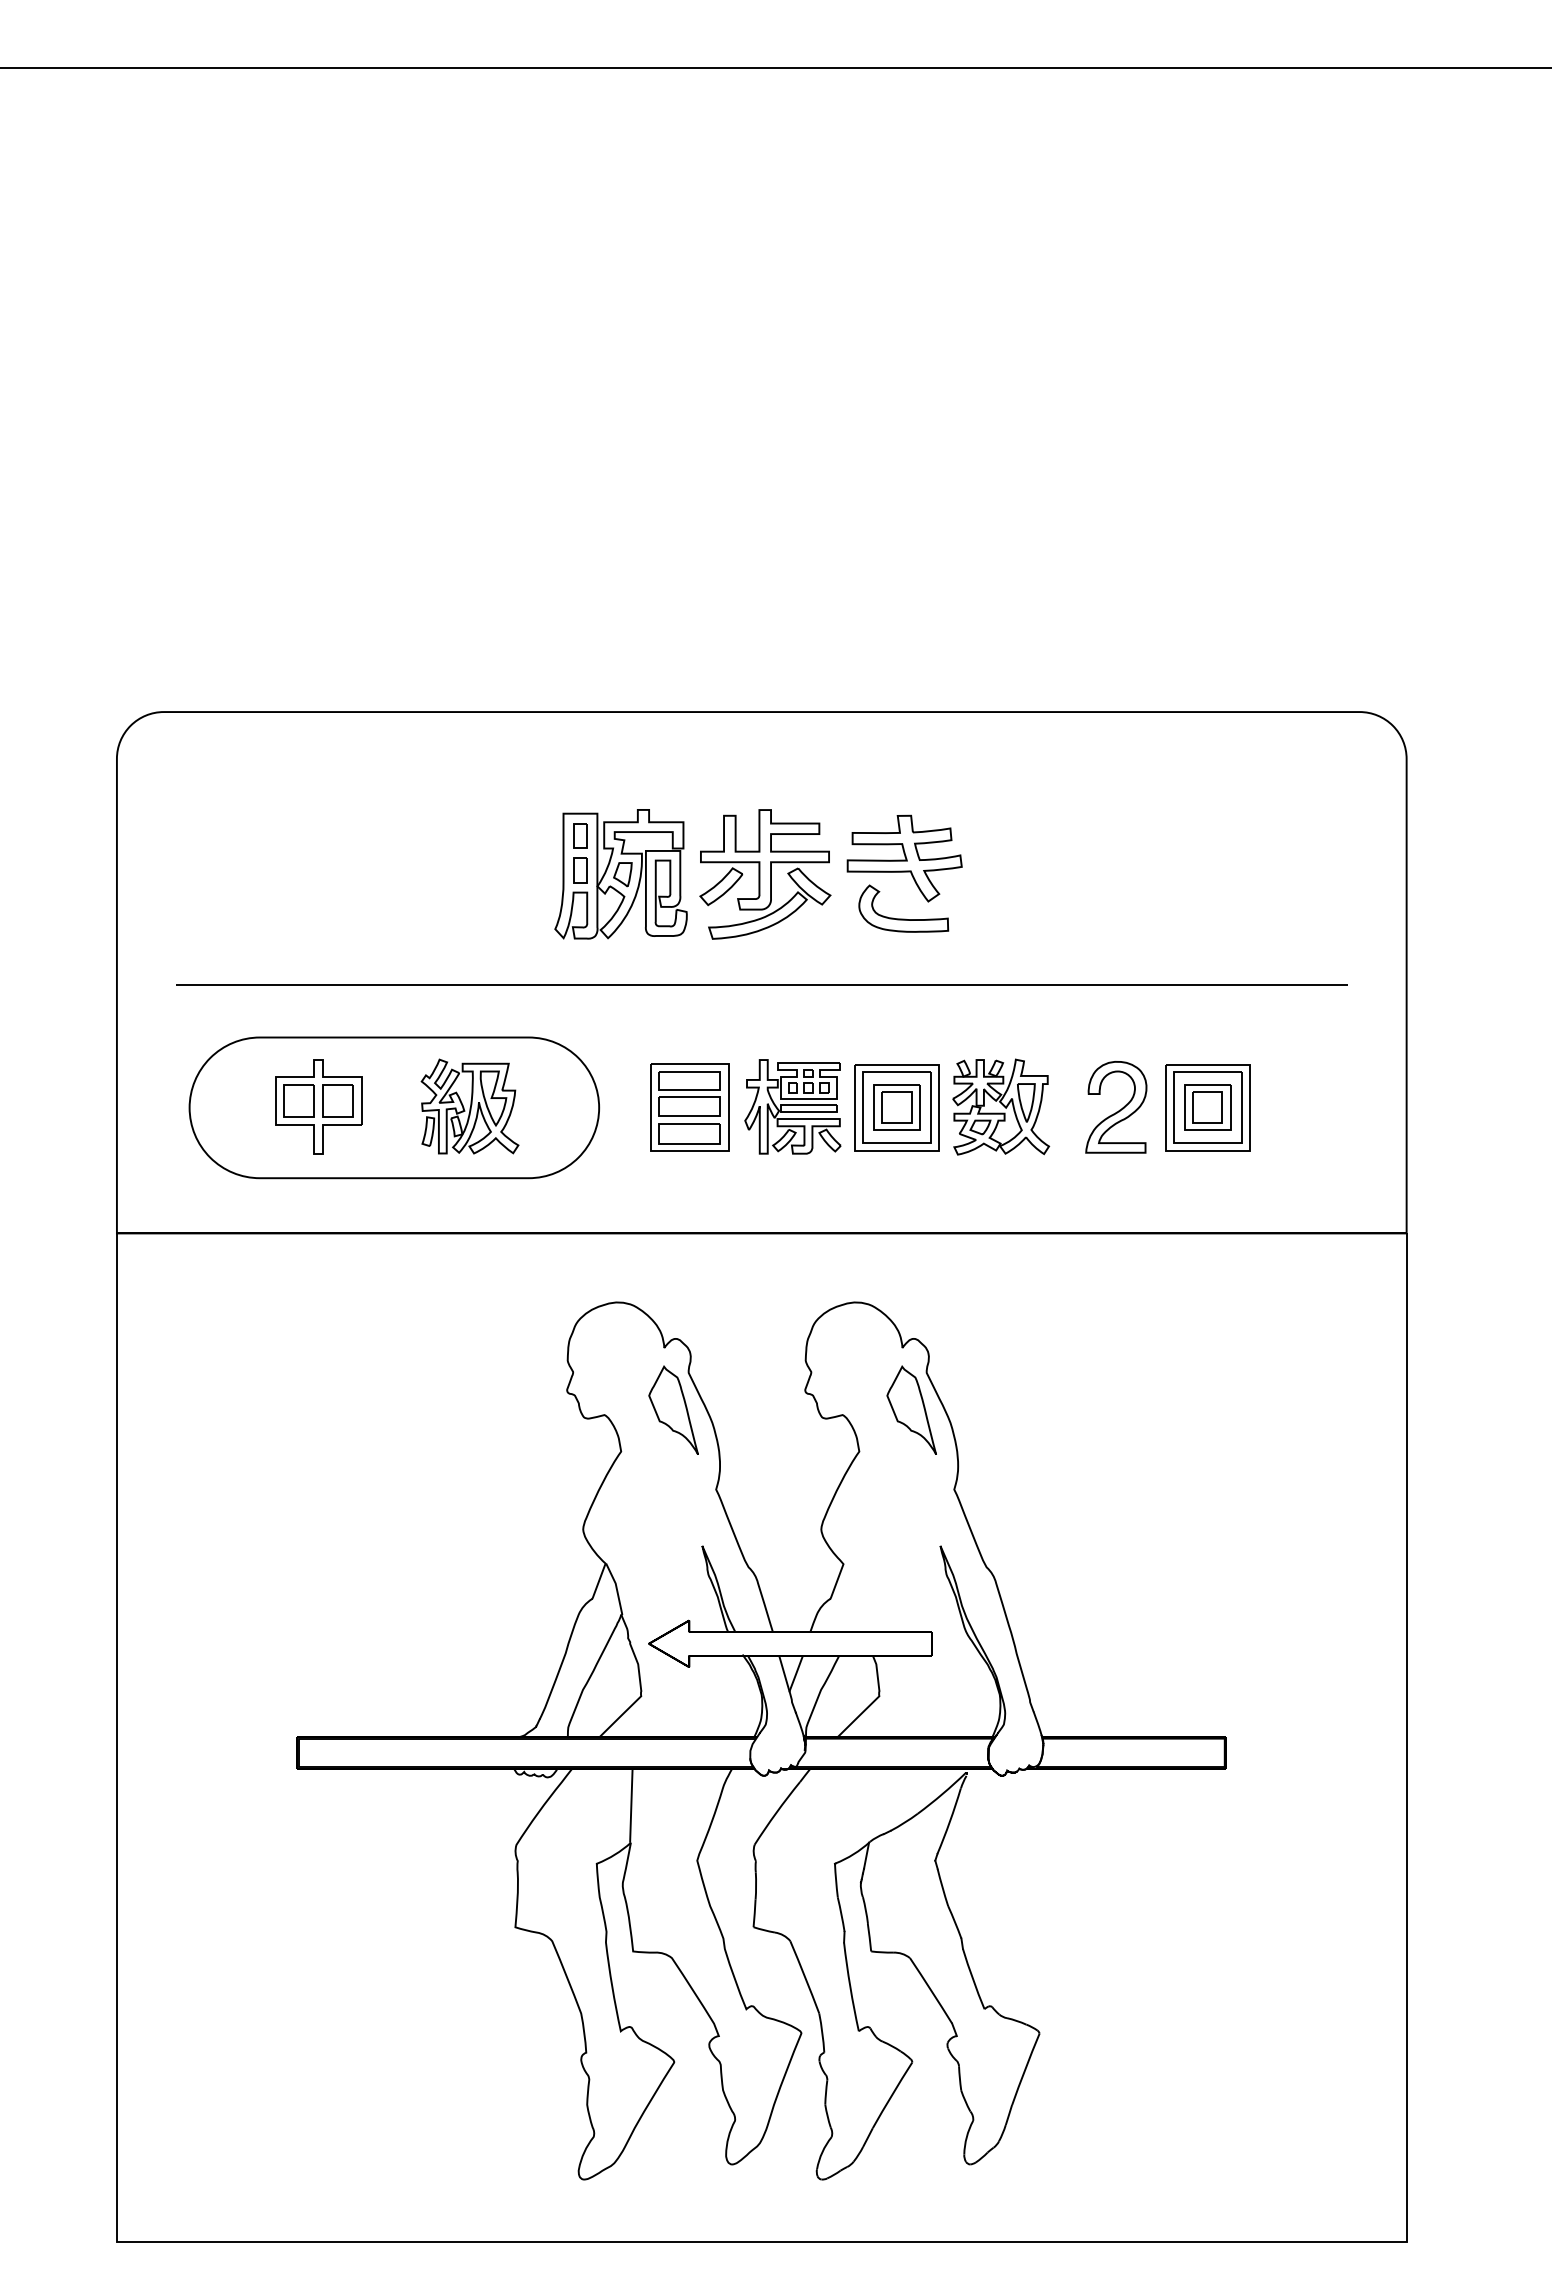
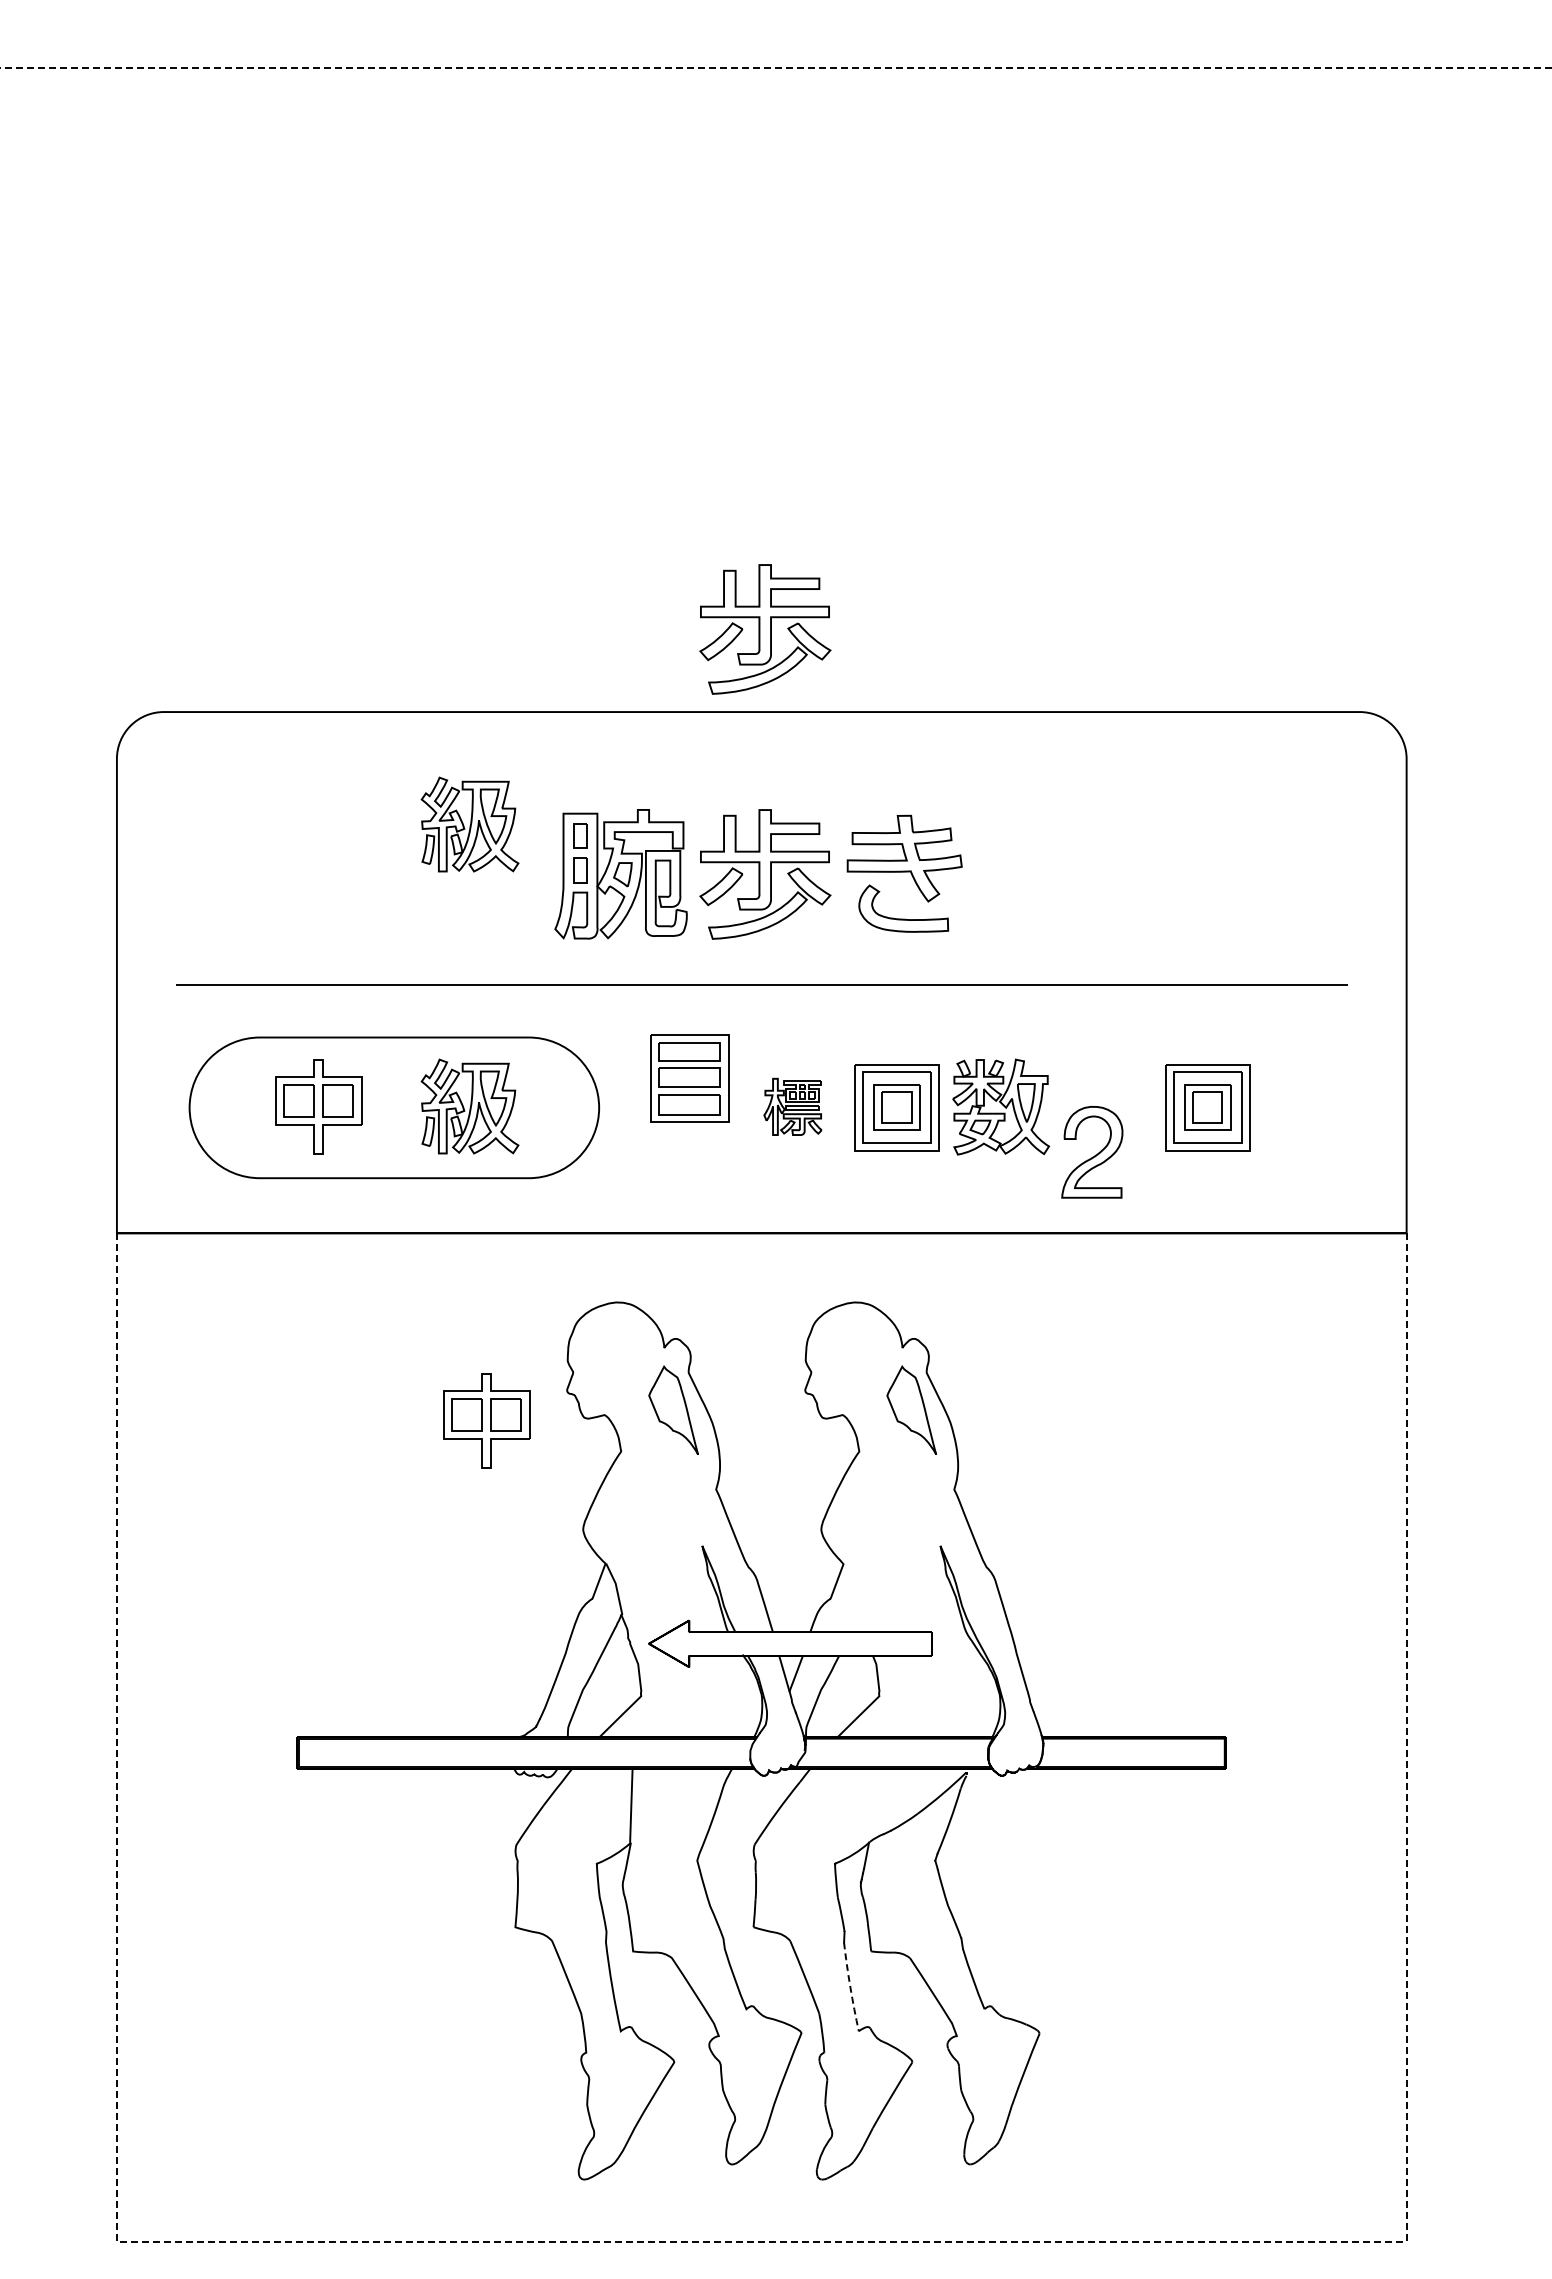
line: solid -> dashed (775, 68)
part: none -> present (765, 629)
part: none -> present (469, 824)
part size: 98x96 px -> 60x59 px (792, 1106)
part position: (689, 1107) -> (689, 1078) (689, 1078)
part position: (1116, 1107) -> (1092, 1152) (1092, 1152)
part: none -> present (486, 1420)
arc: solid -> dashed (850, 1987)
line: solid -> dashed (761, 2241)
